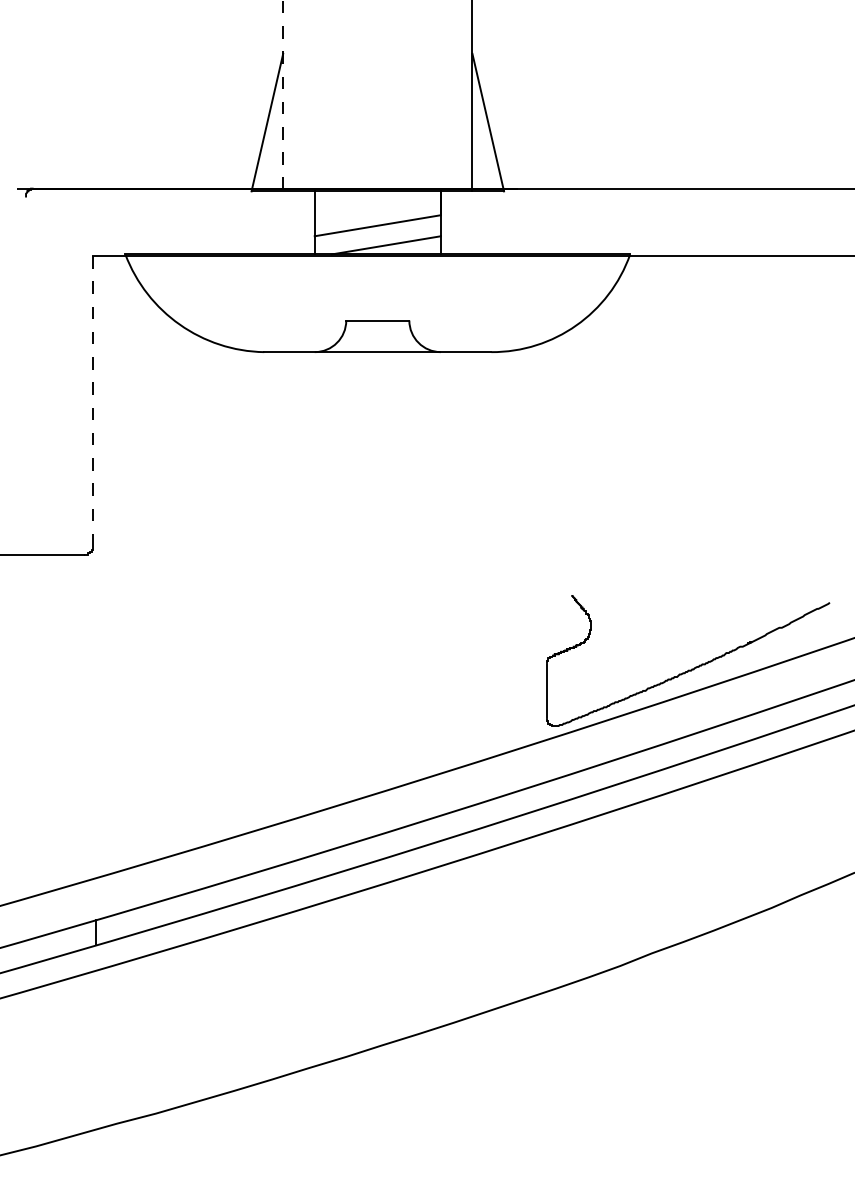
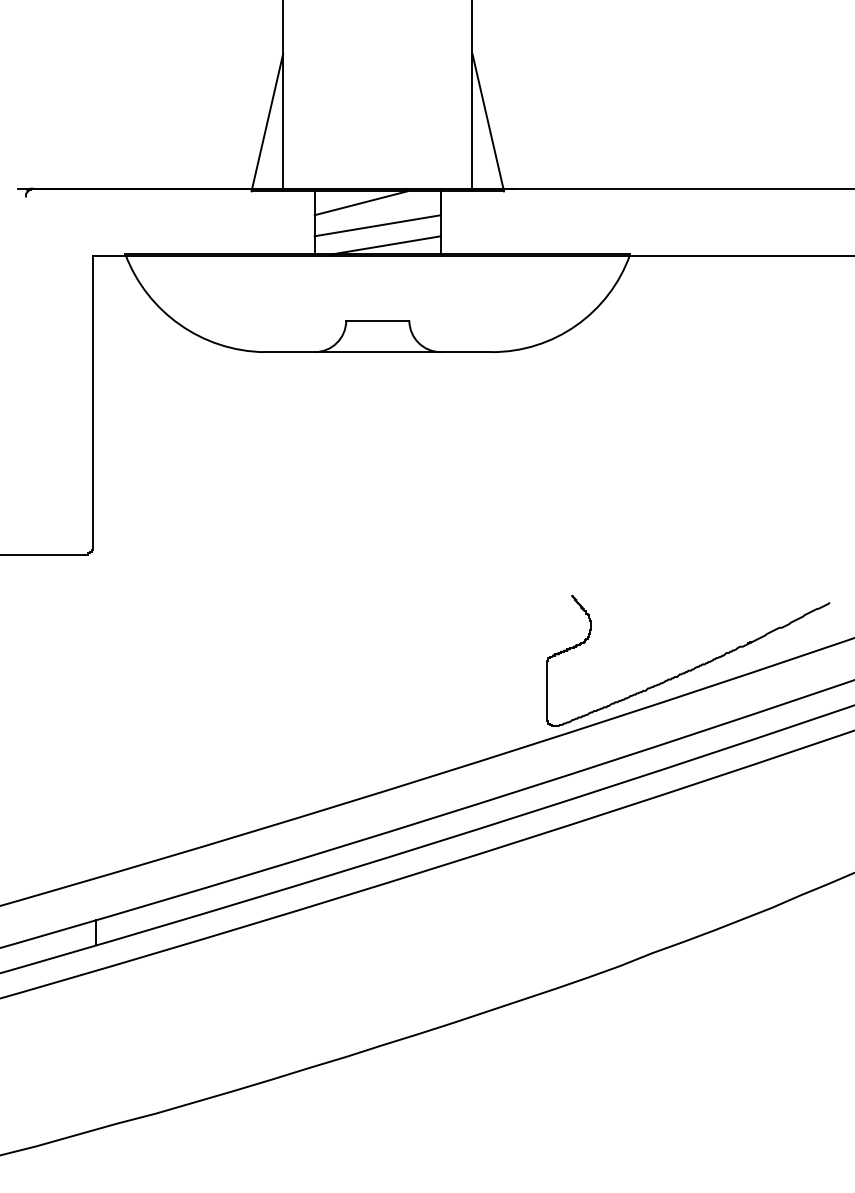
line: dashed -> solid (283, 96)
line: none -> present (360, 203)
line: dashed -> solid (92, 401)
